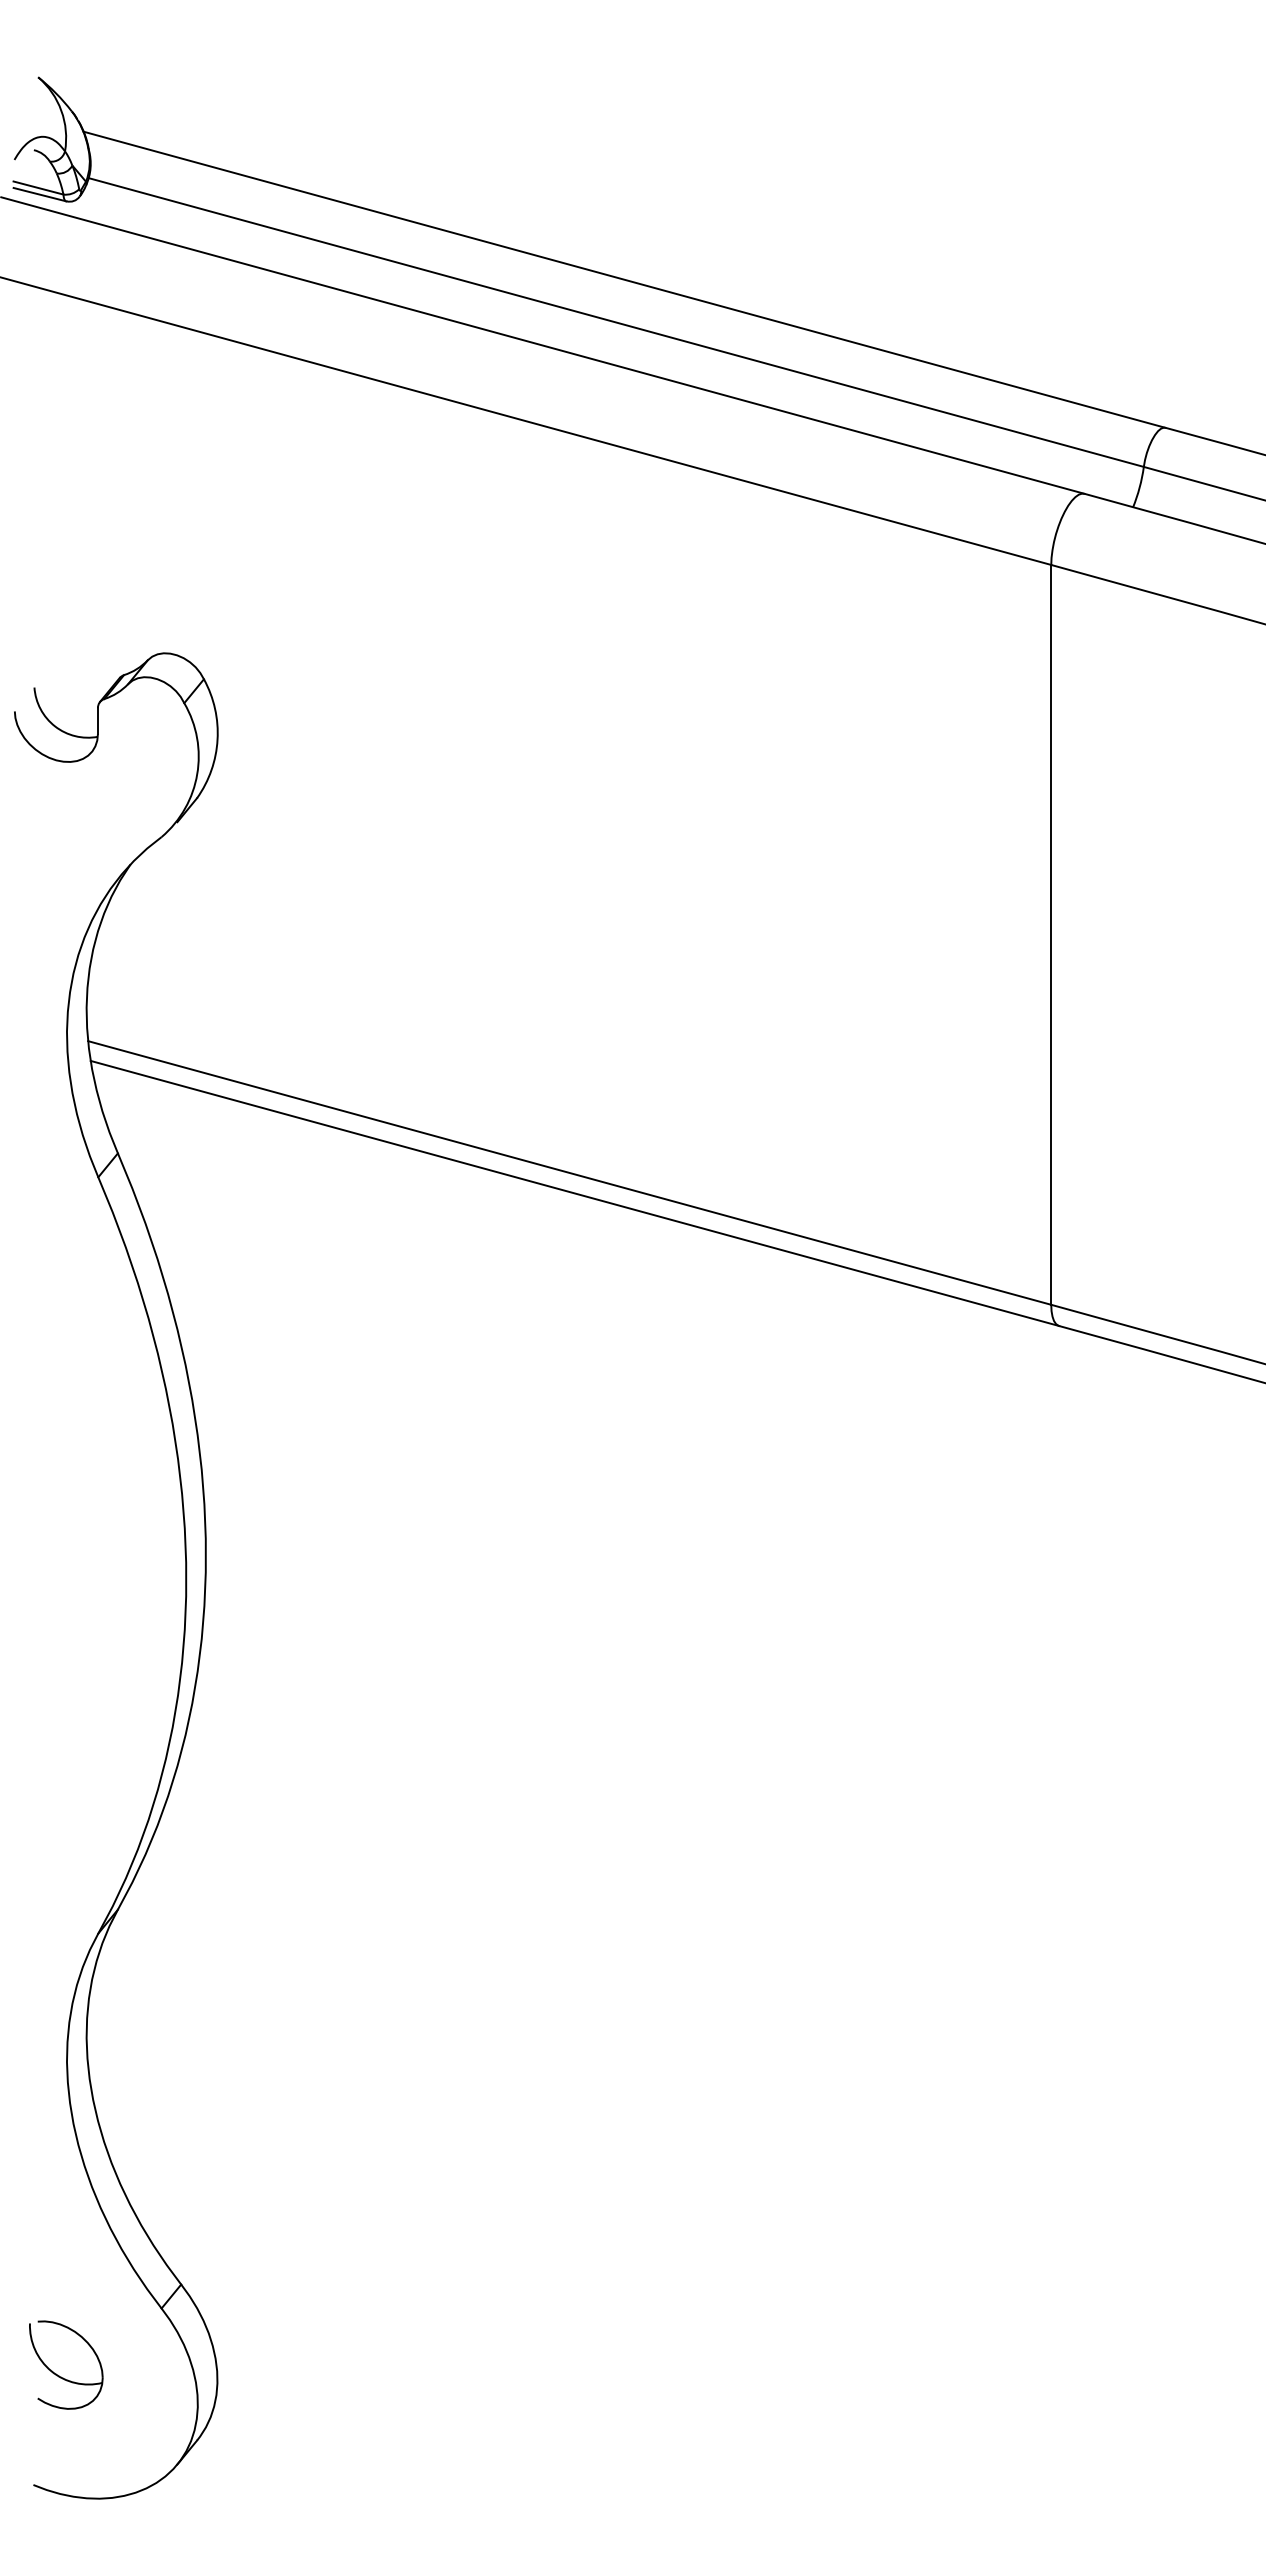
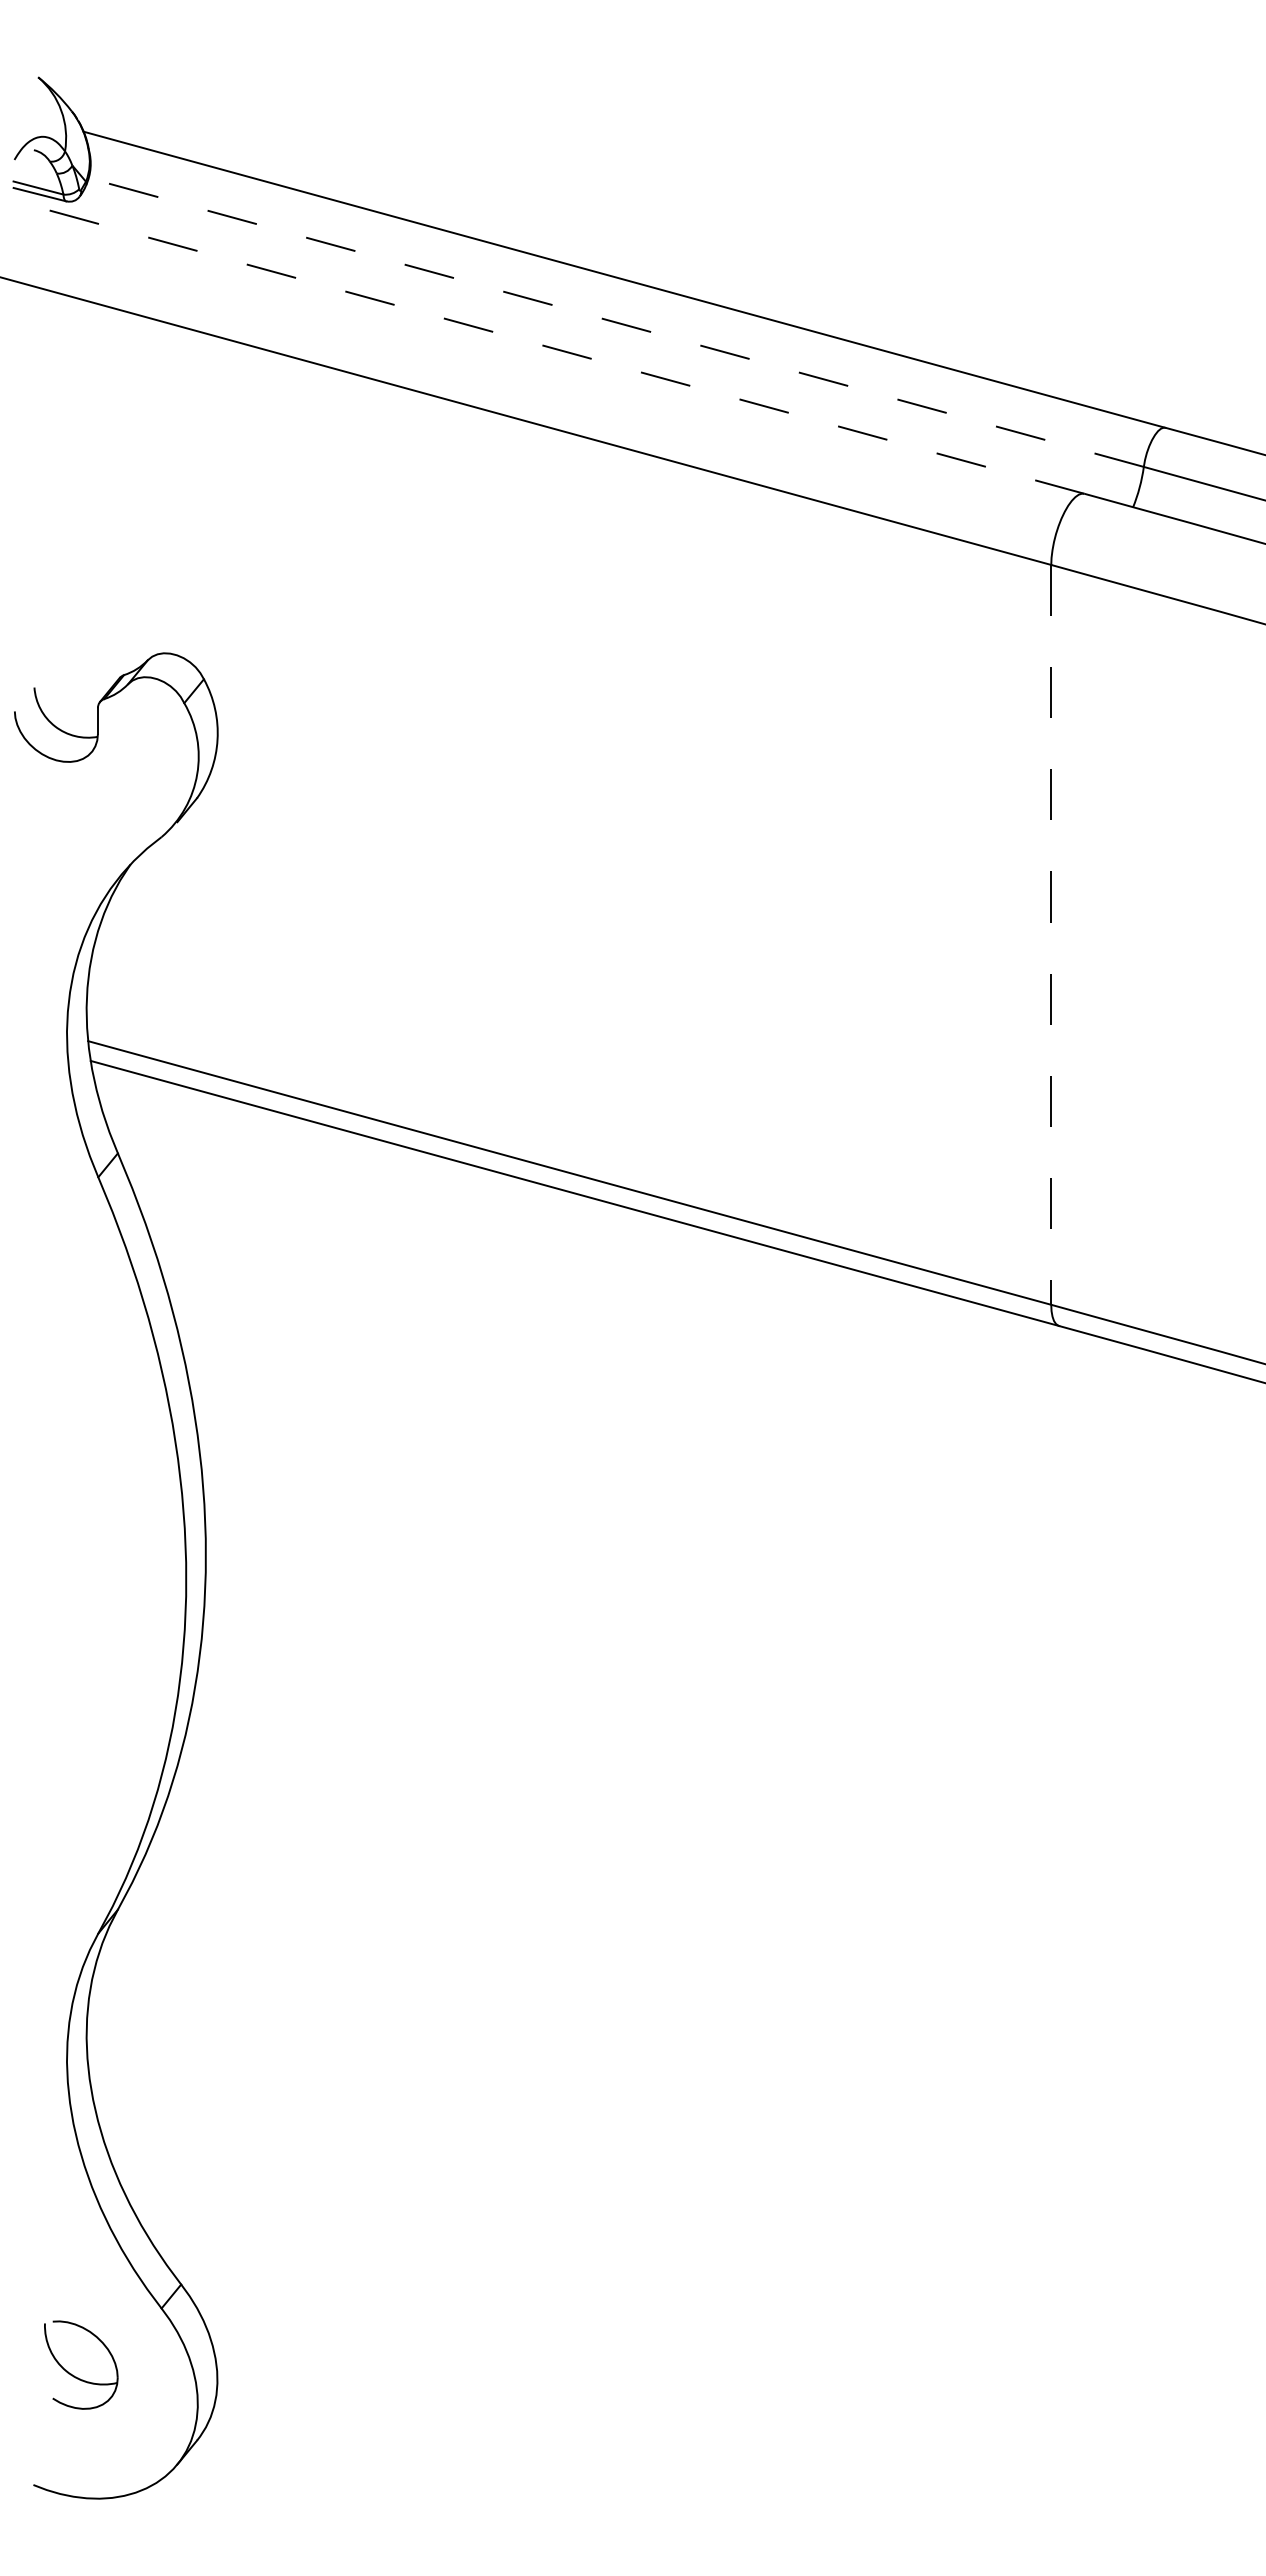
line: solid -> dashed (616, 322)
line: solid -> dashed (542, 345)
line: solid -> dashed (1051, 934)
part position: (61, 2376) -> (76, 2376) (76, 2376)
